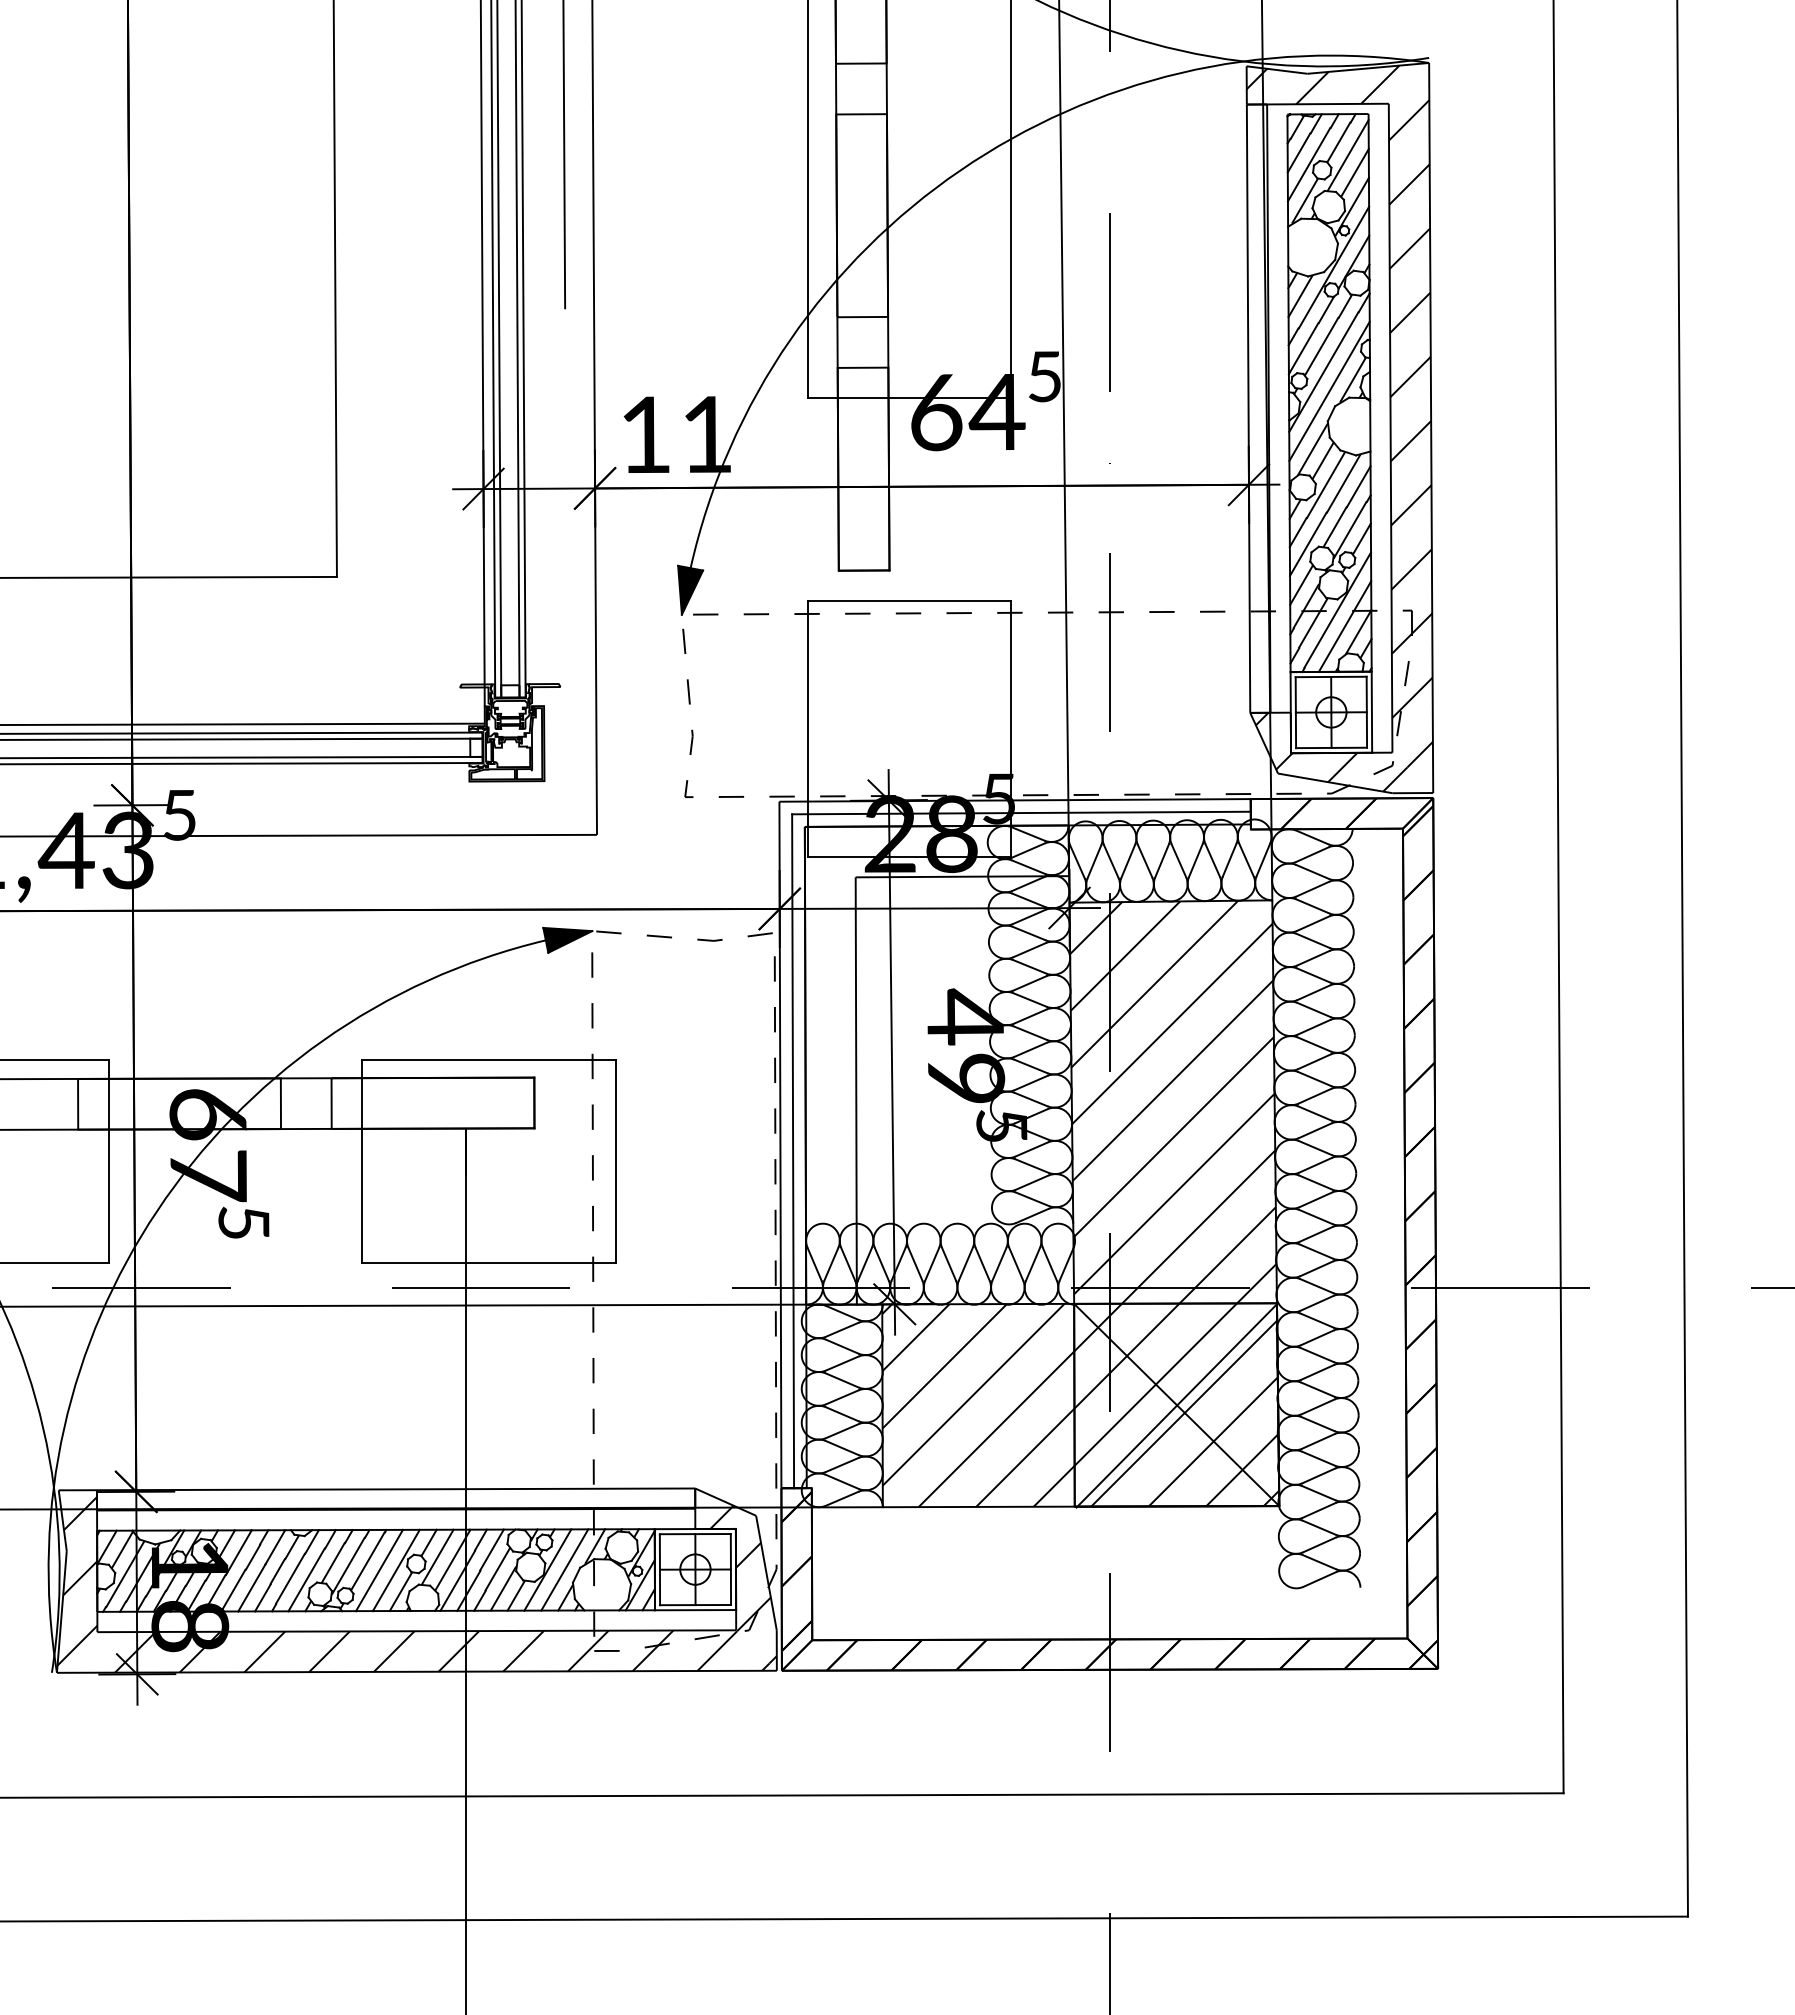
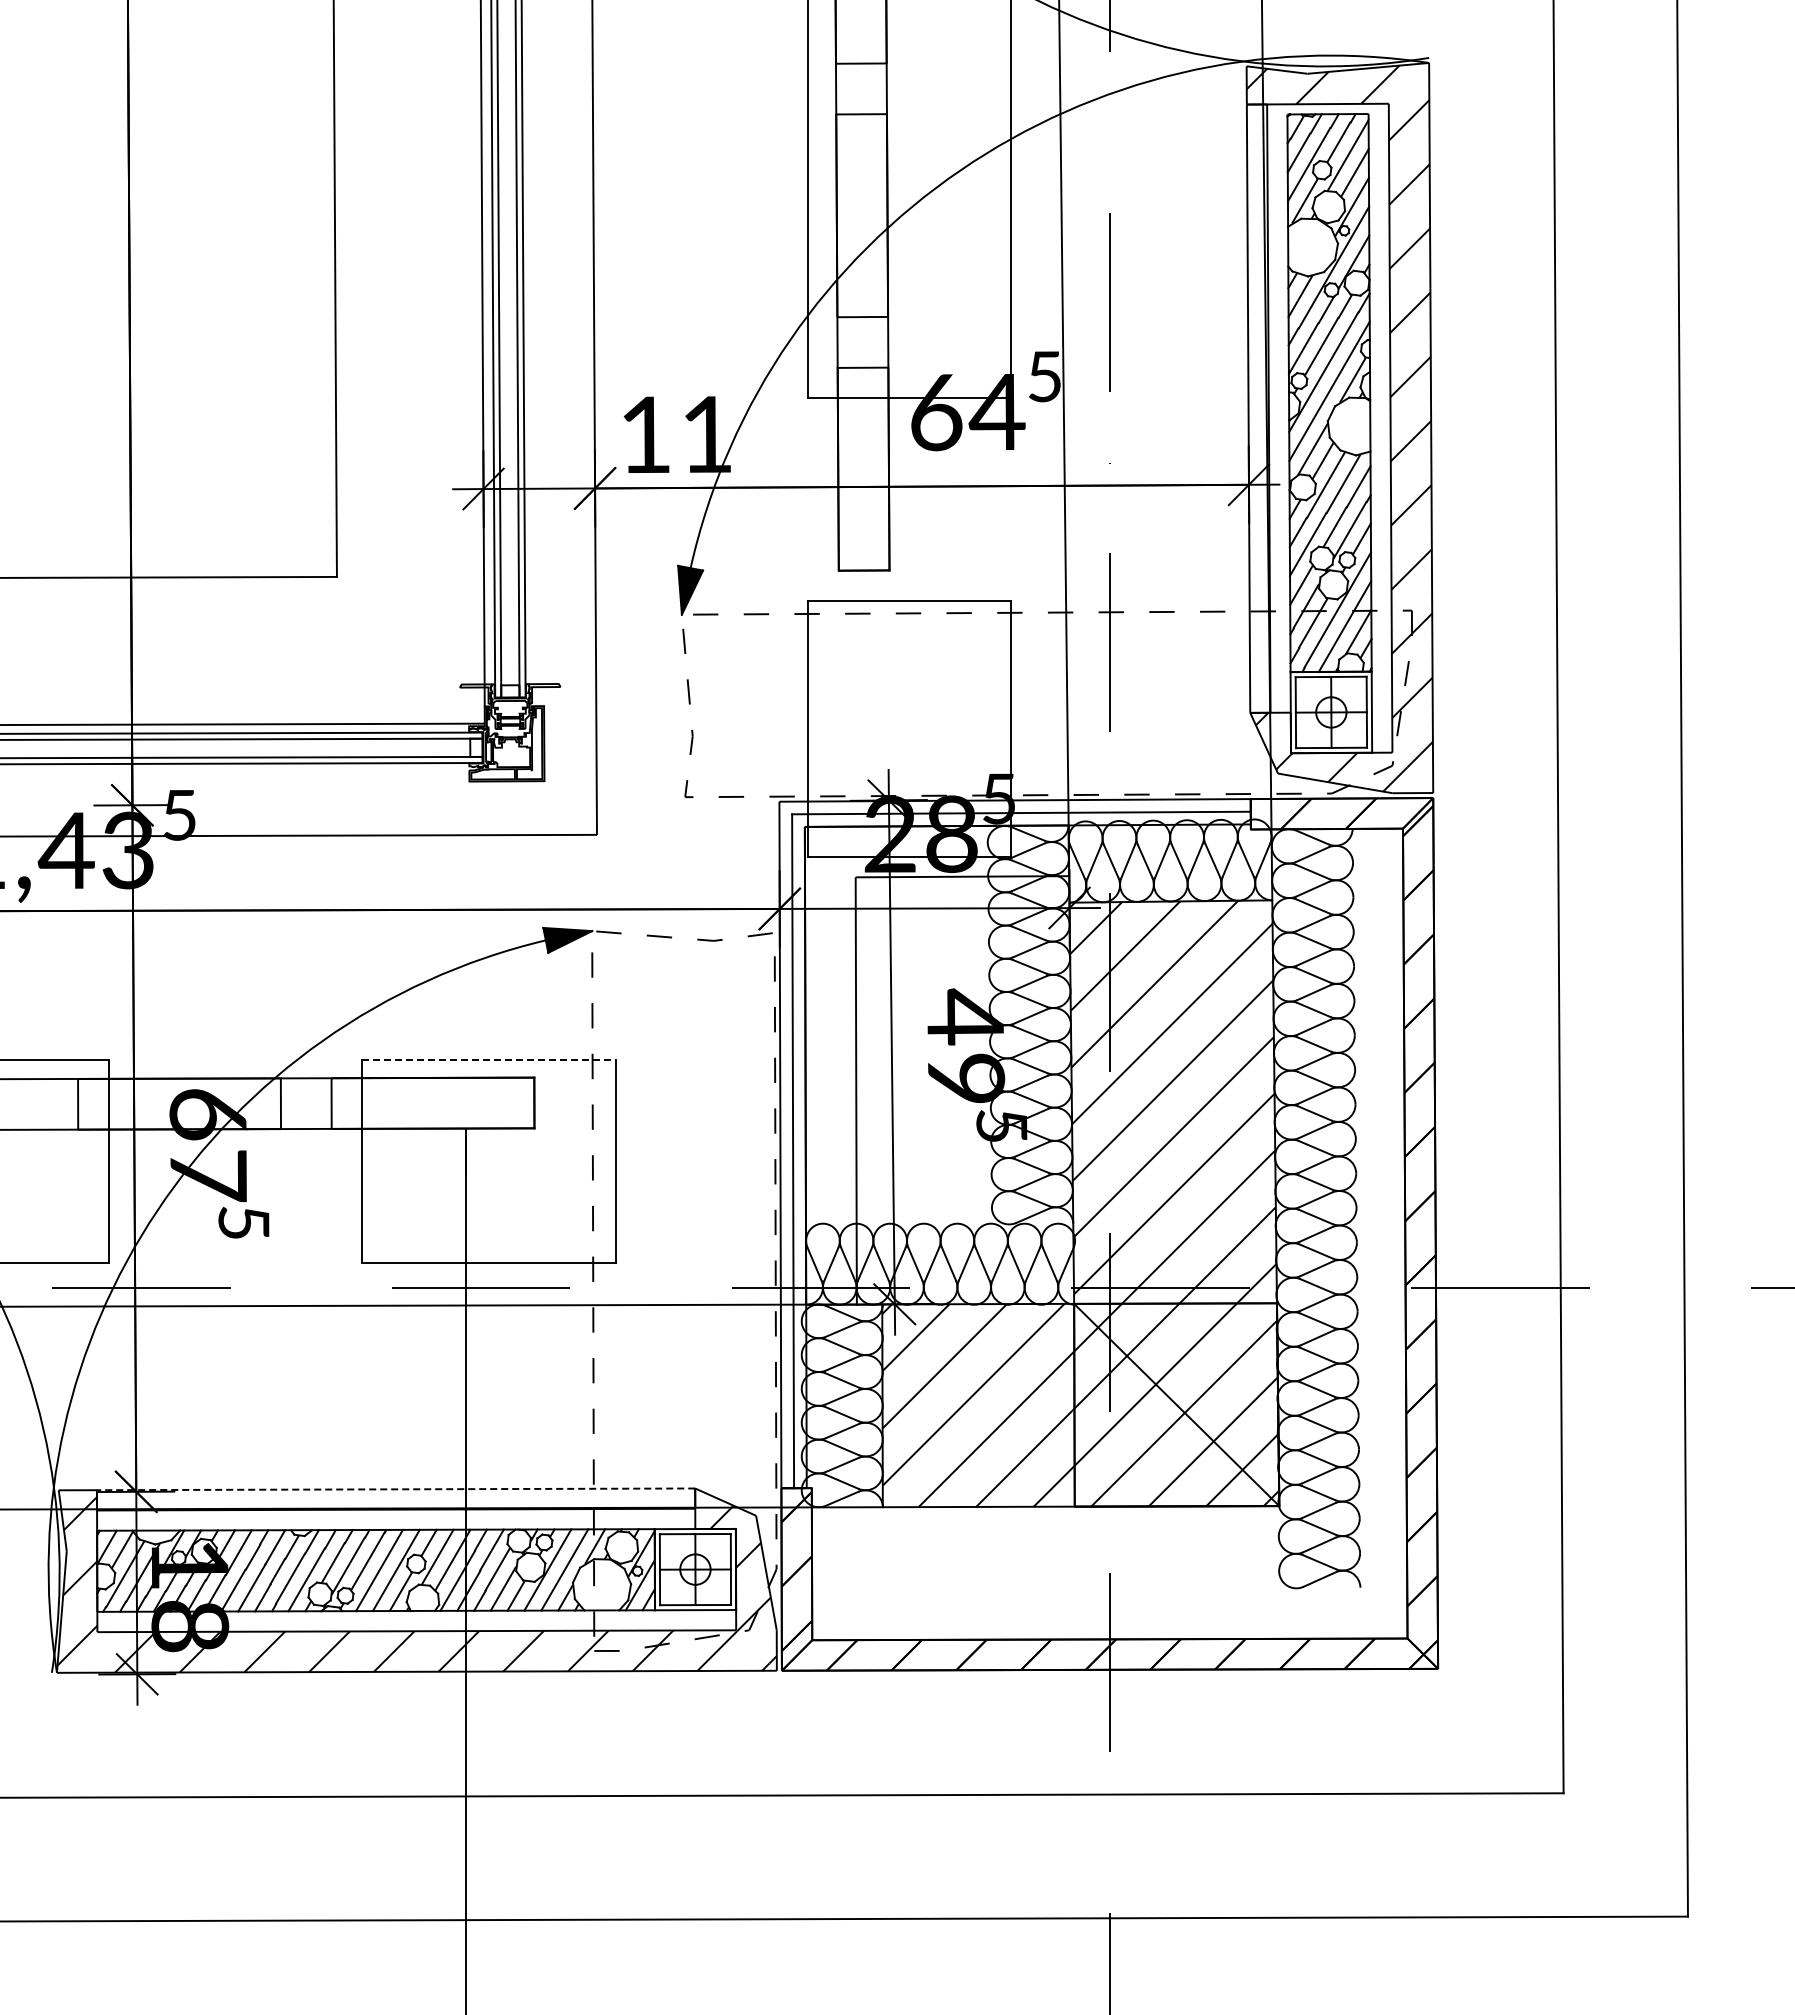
line: present -> none (564, 155)
line: solid -> dashed (488, 1060)
line: present -> none (1176, 1405)
line: solid -> dashed (395, 1489)
